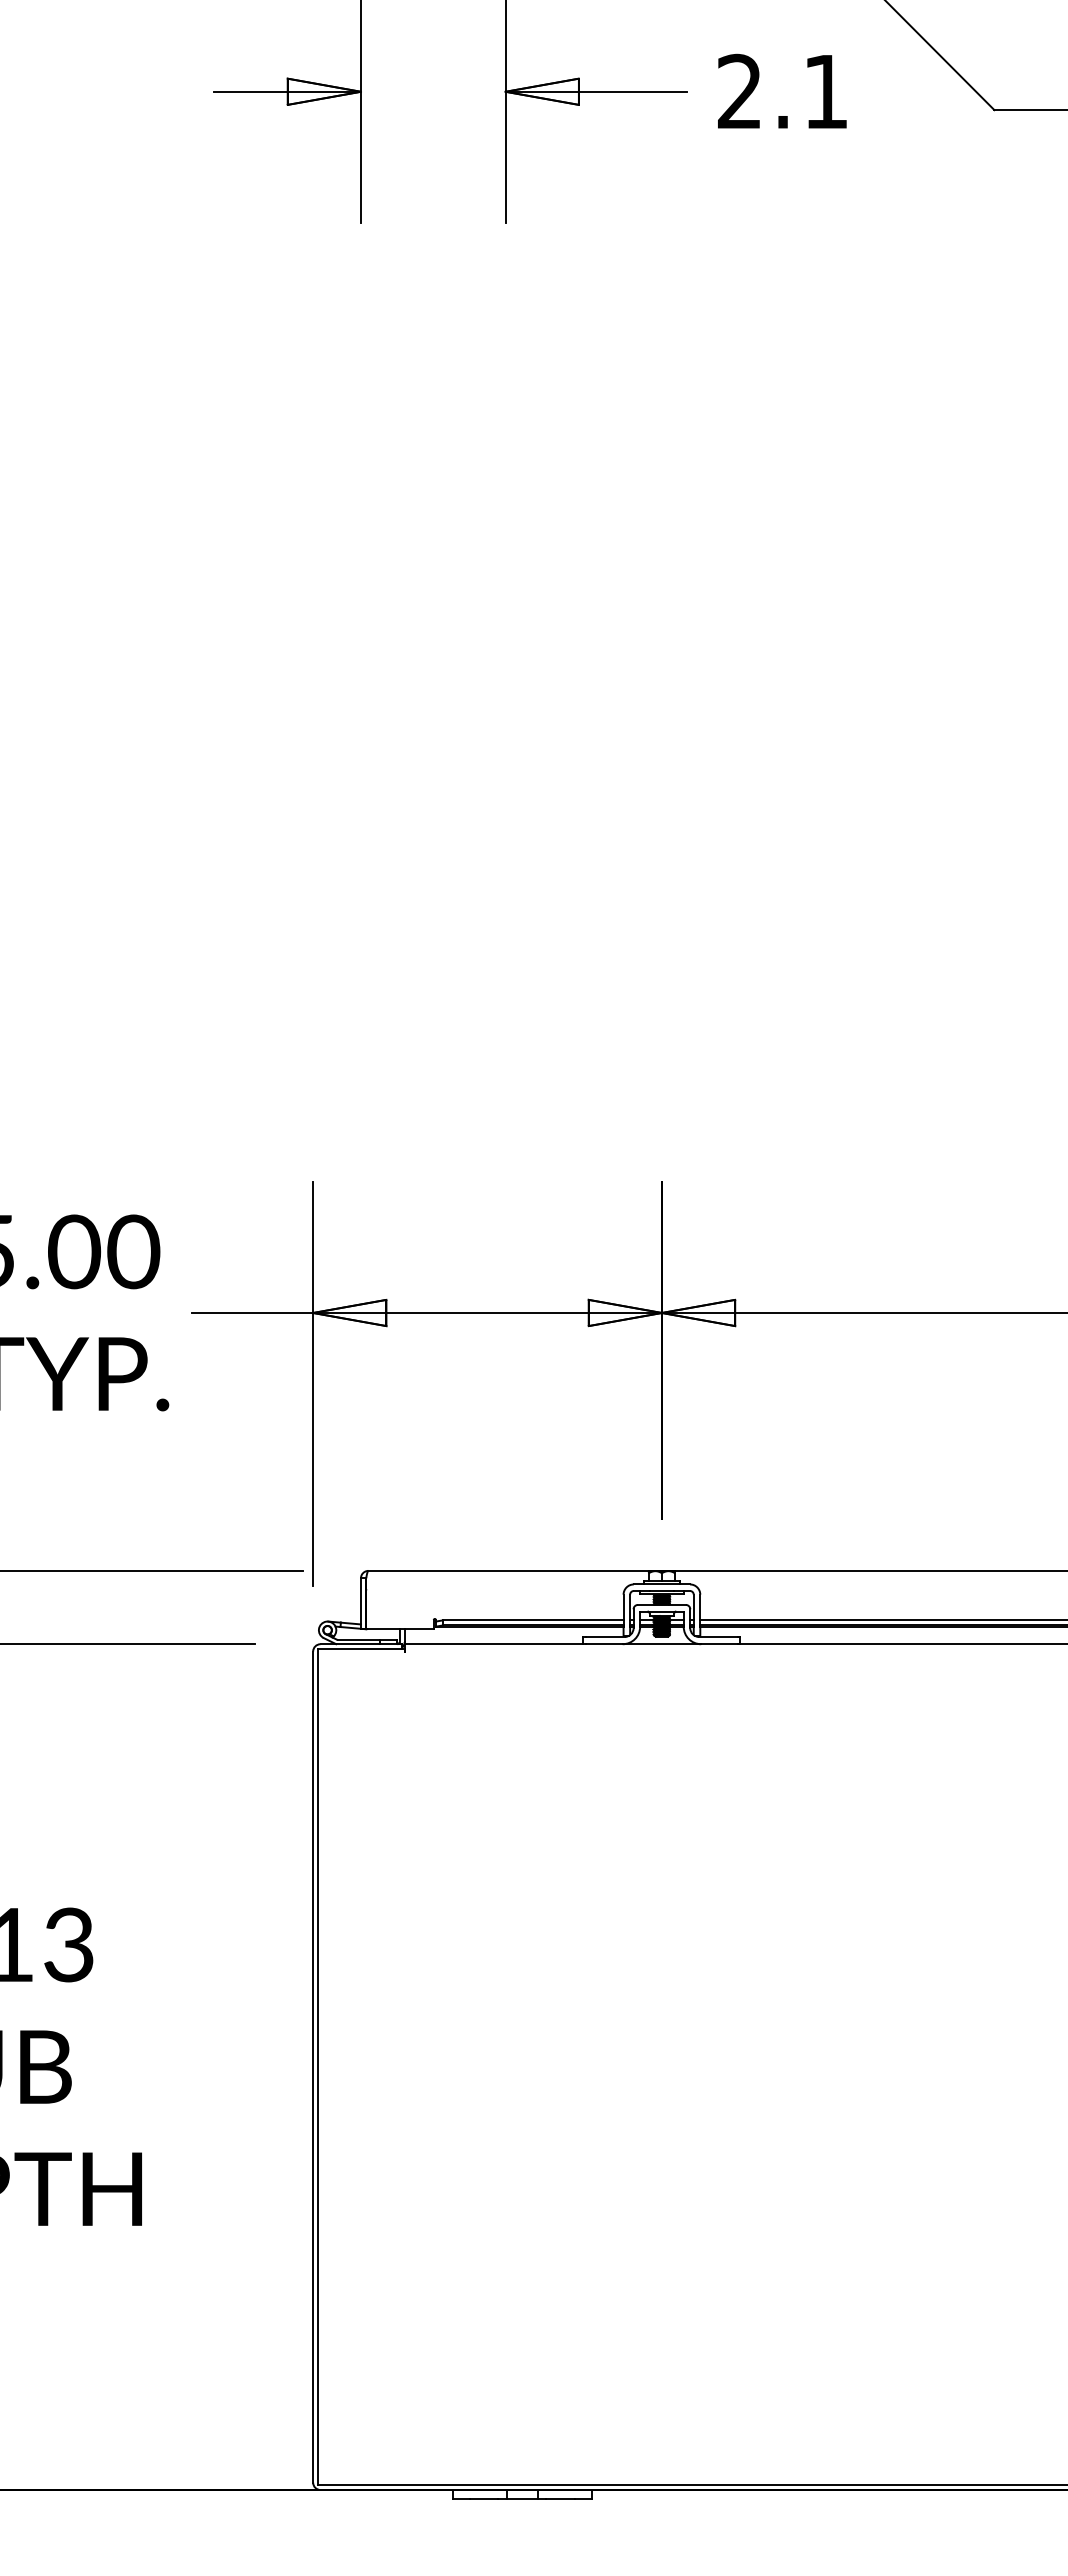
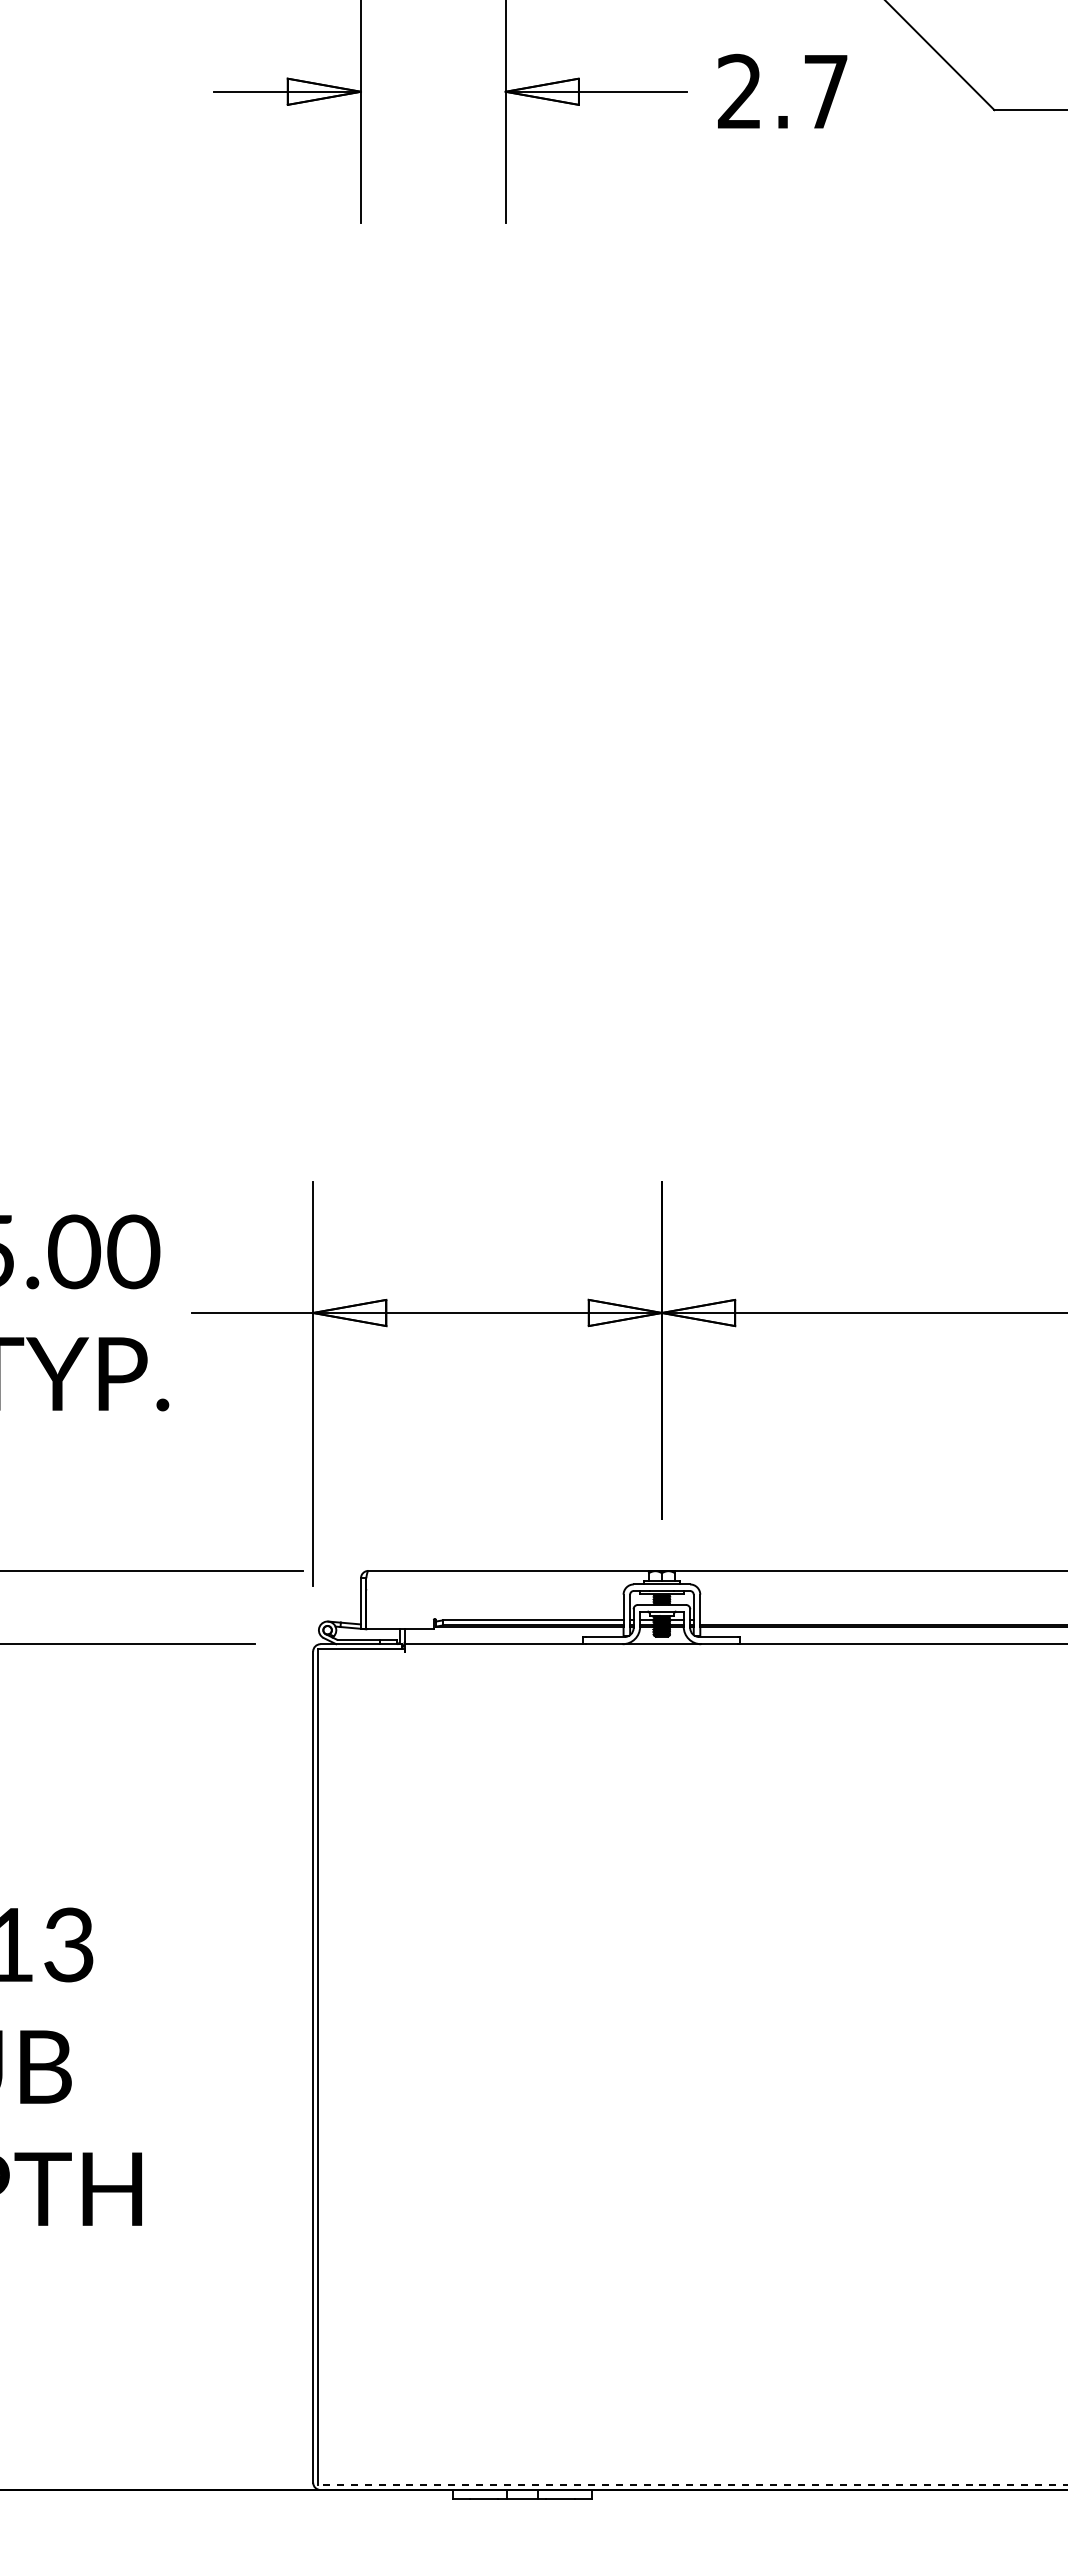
text: 2.1 -> 2.7 (825, 91)
line: present -> none (882, 1620)
line: solid -> dashed (692, 2484)
